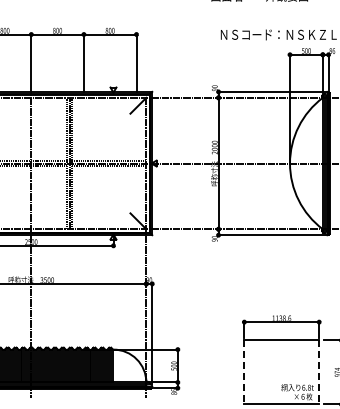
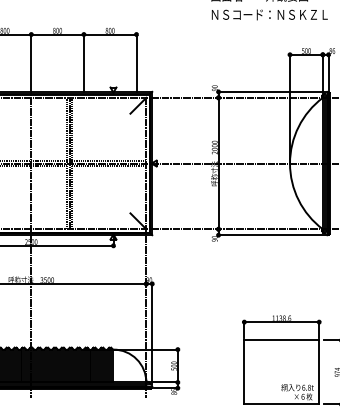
text position: (278, 34) -> (269, 14) (269, 14)
line: dashed -> solid (244, 372)
line: dashed -> solid (319, 372)
